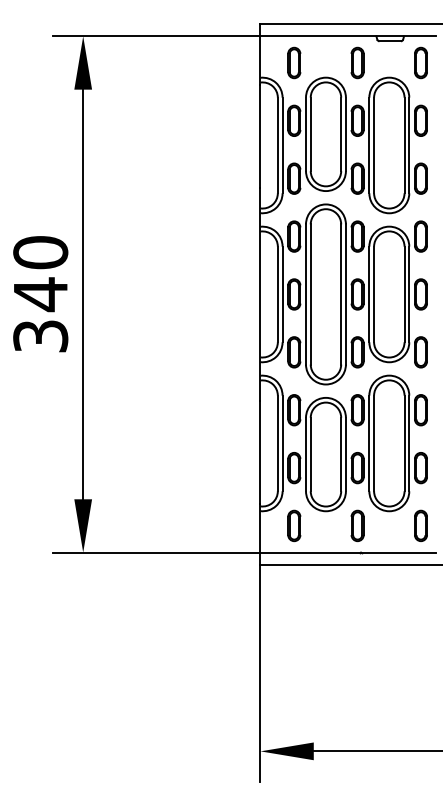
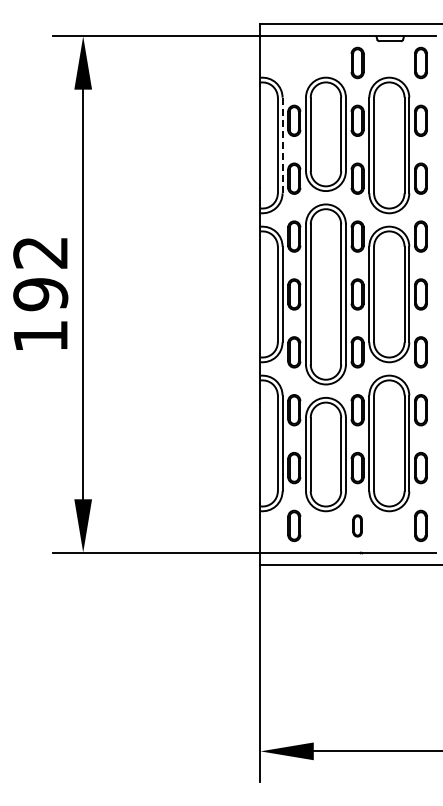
part: present -> none (294, 62)
line: solid -> dashed (282, 145)
text: 340 -> 192 (40, 294)
part size: 15x34 px -> 11x24 px (357, 525)
